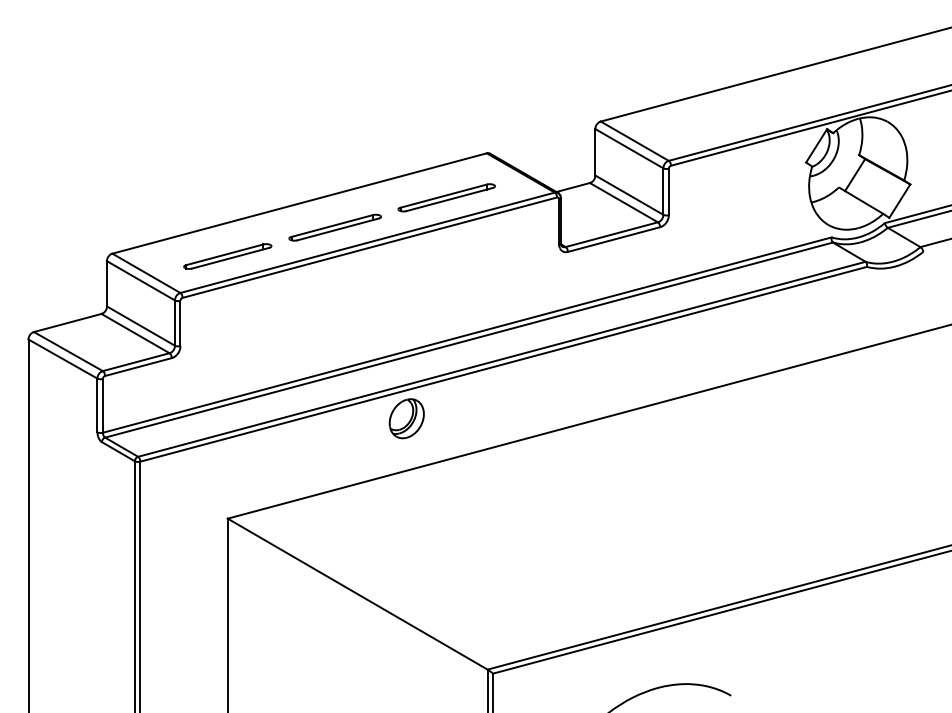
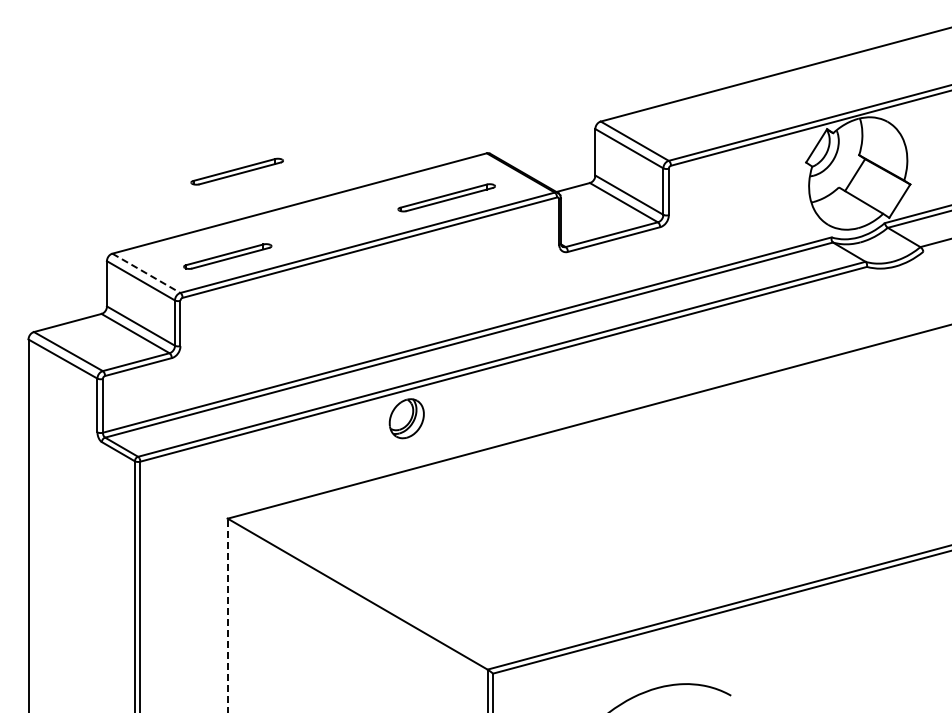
part position: (334, 227) -> (236, 171) (236, 171)
line: solid -> dashed (146, 273)
line: solid -> dashed (227, 615)
